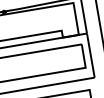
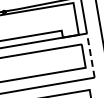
line: solid -> dashed (90, 55)
